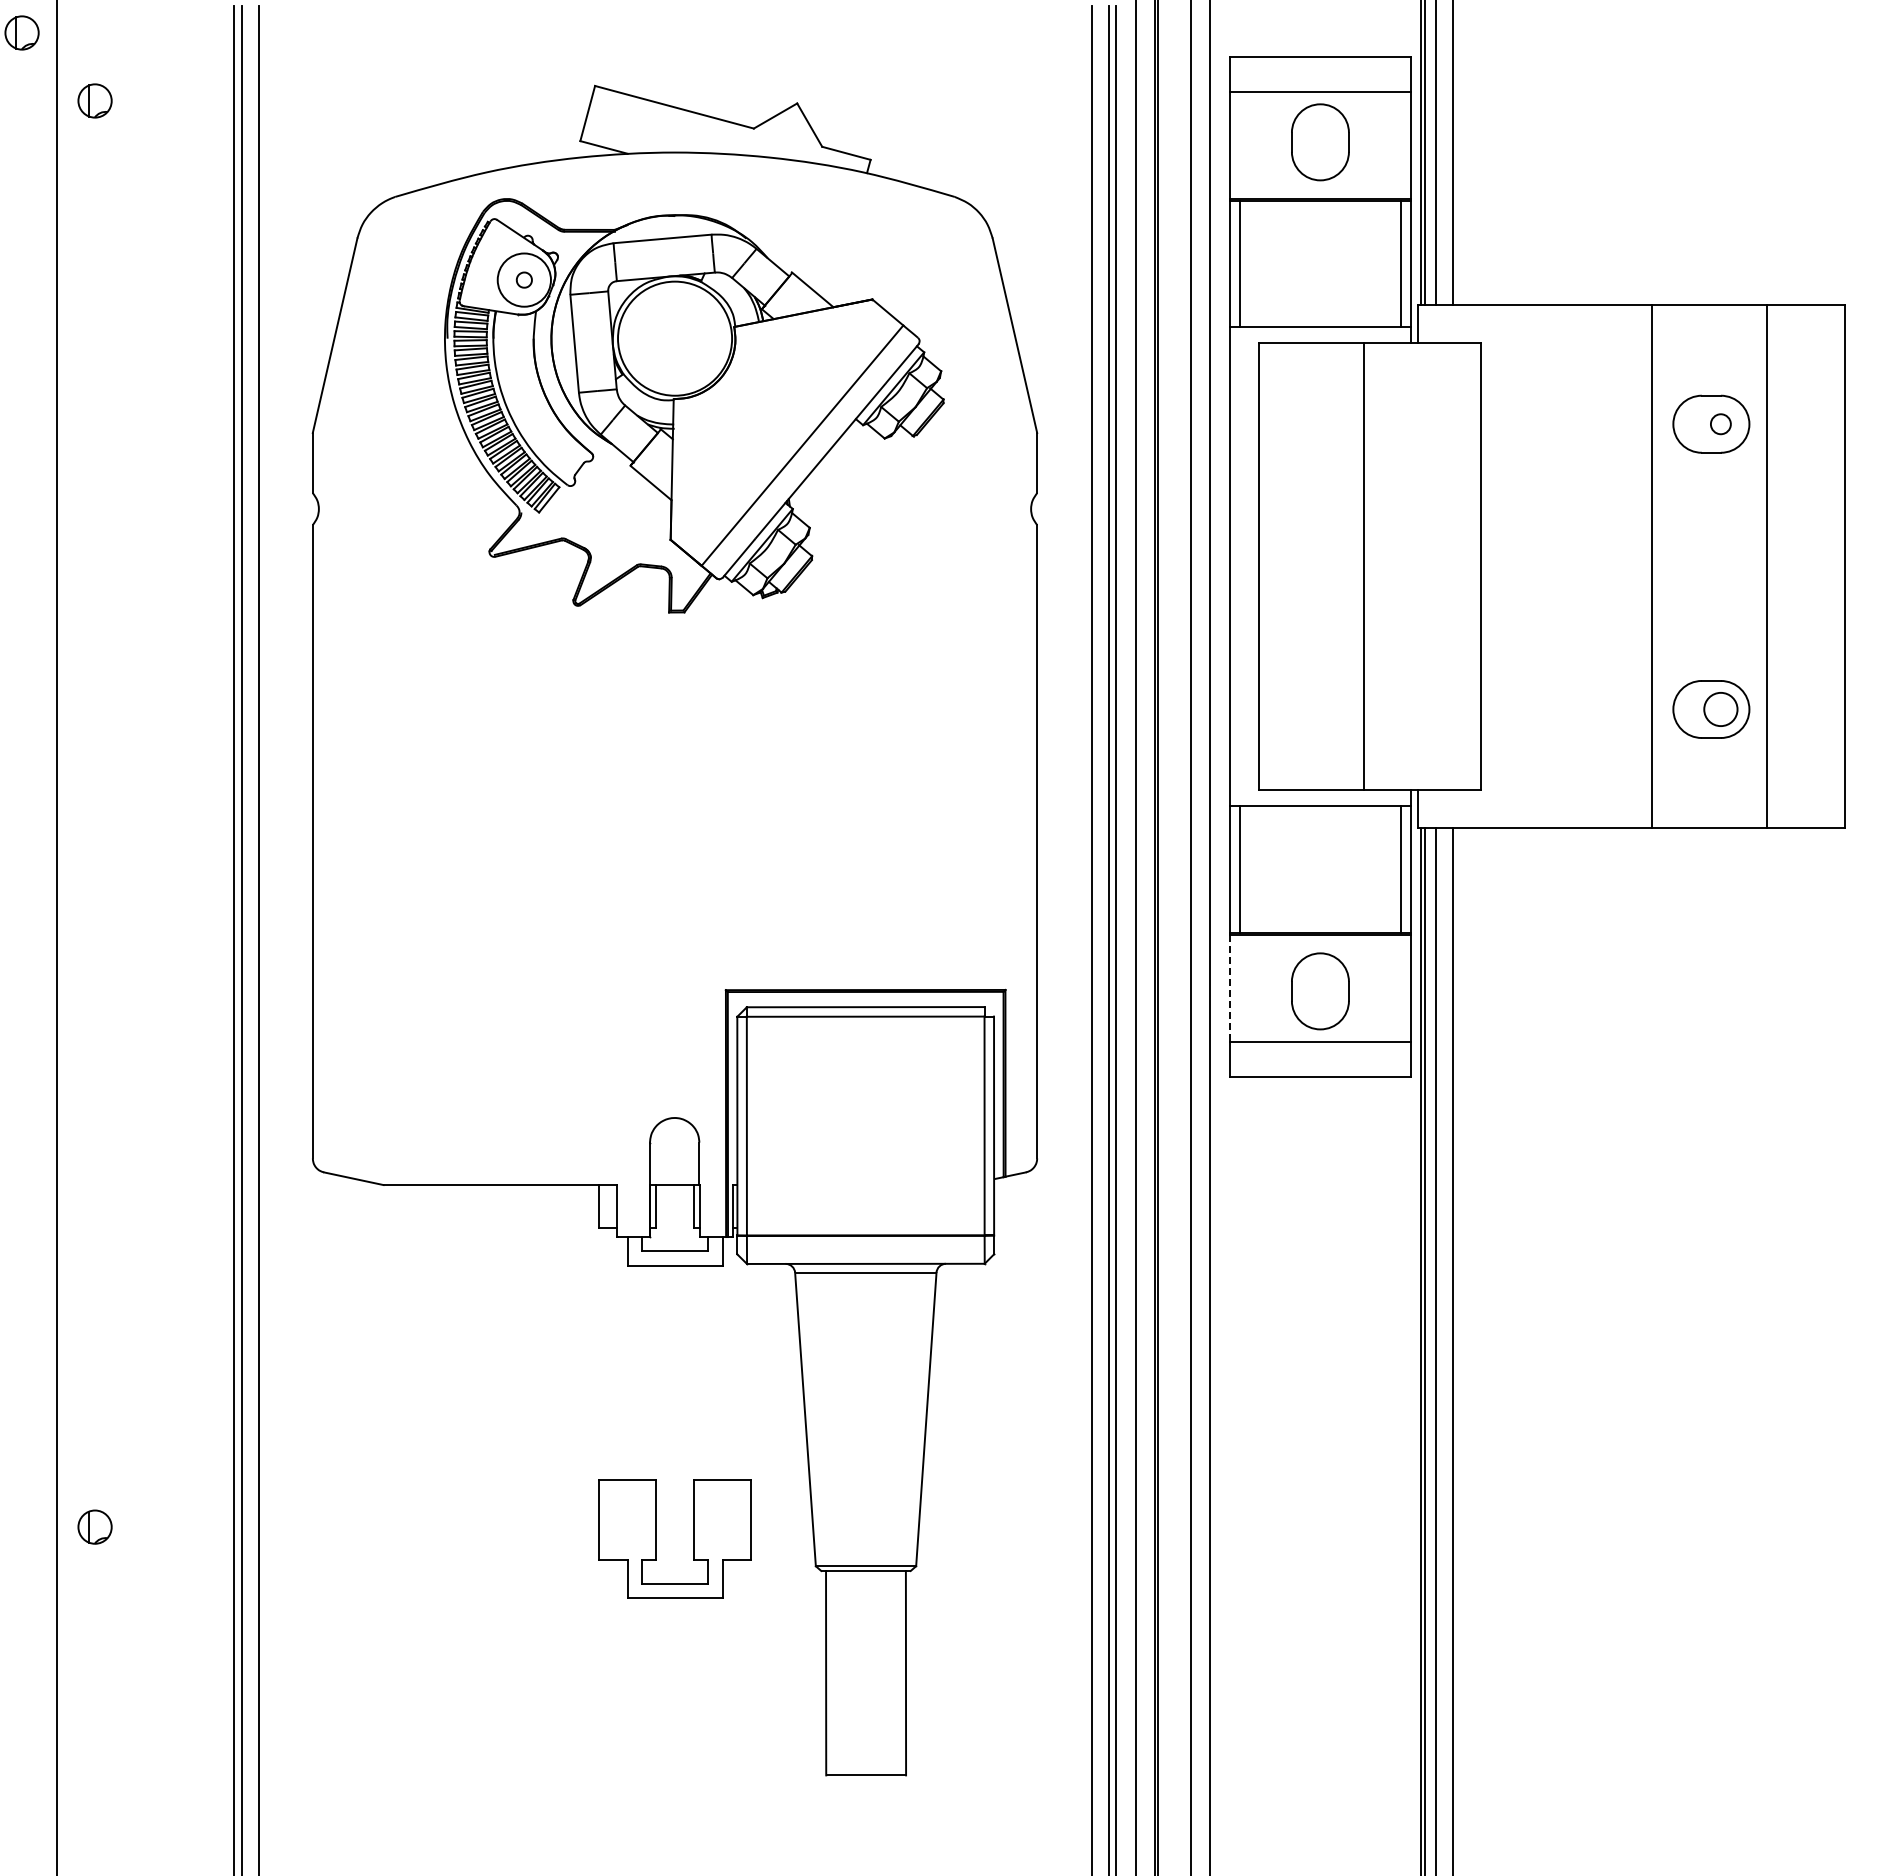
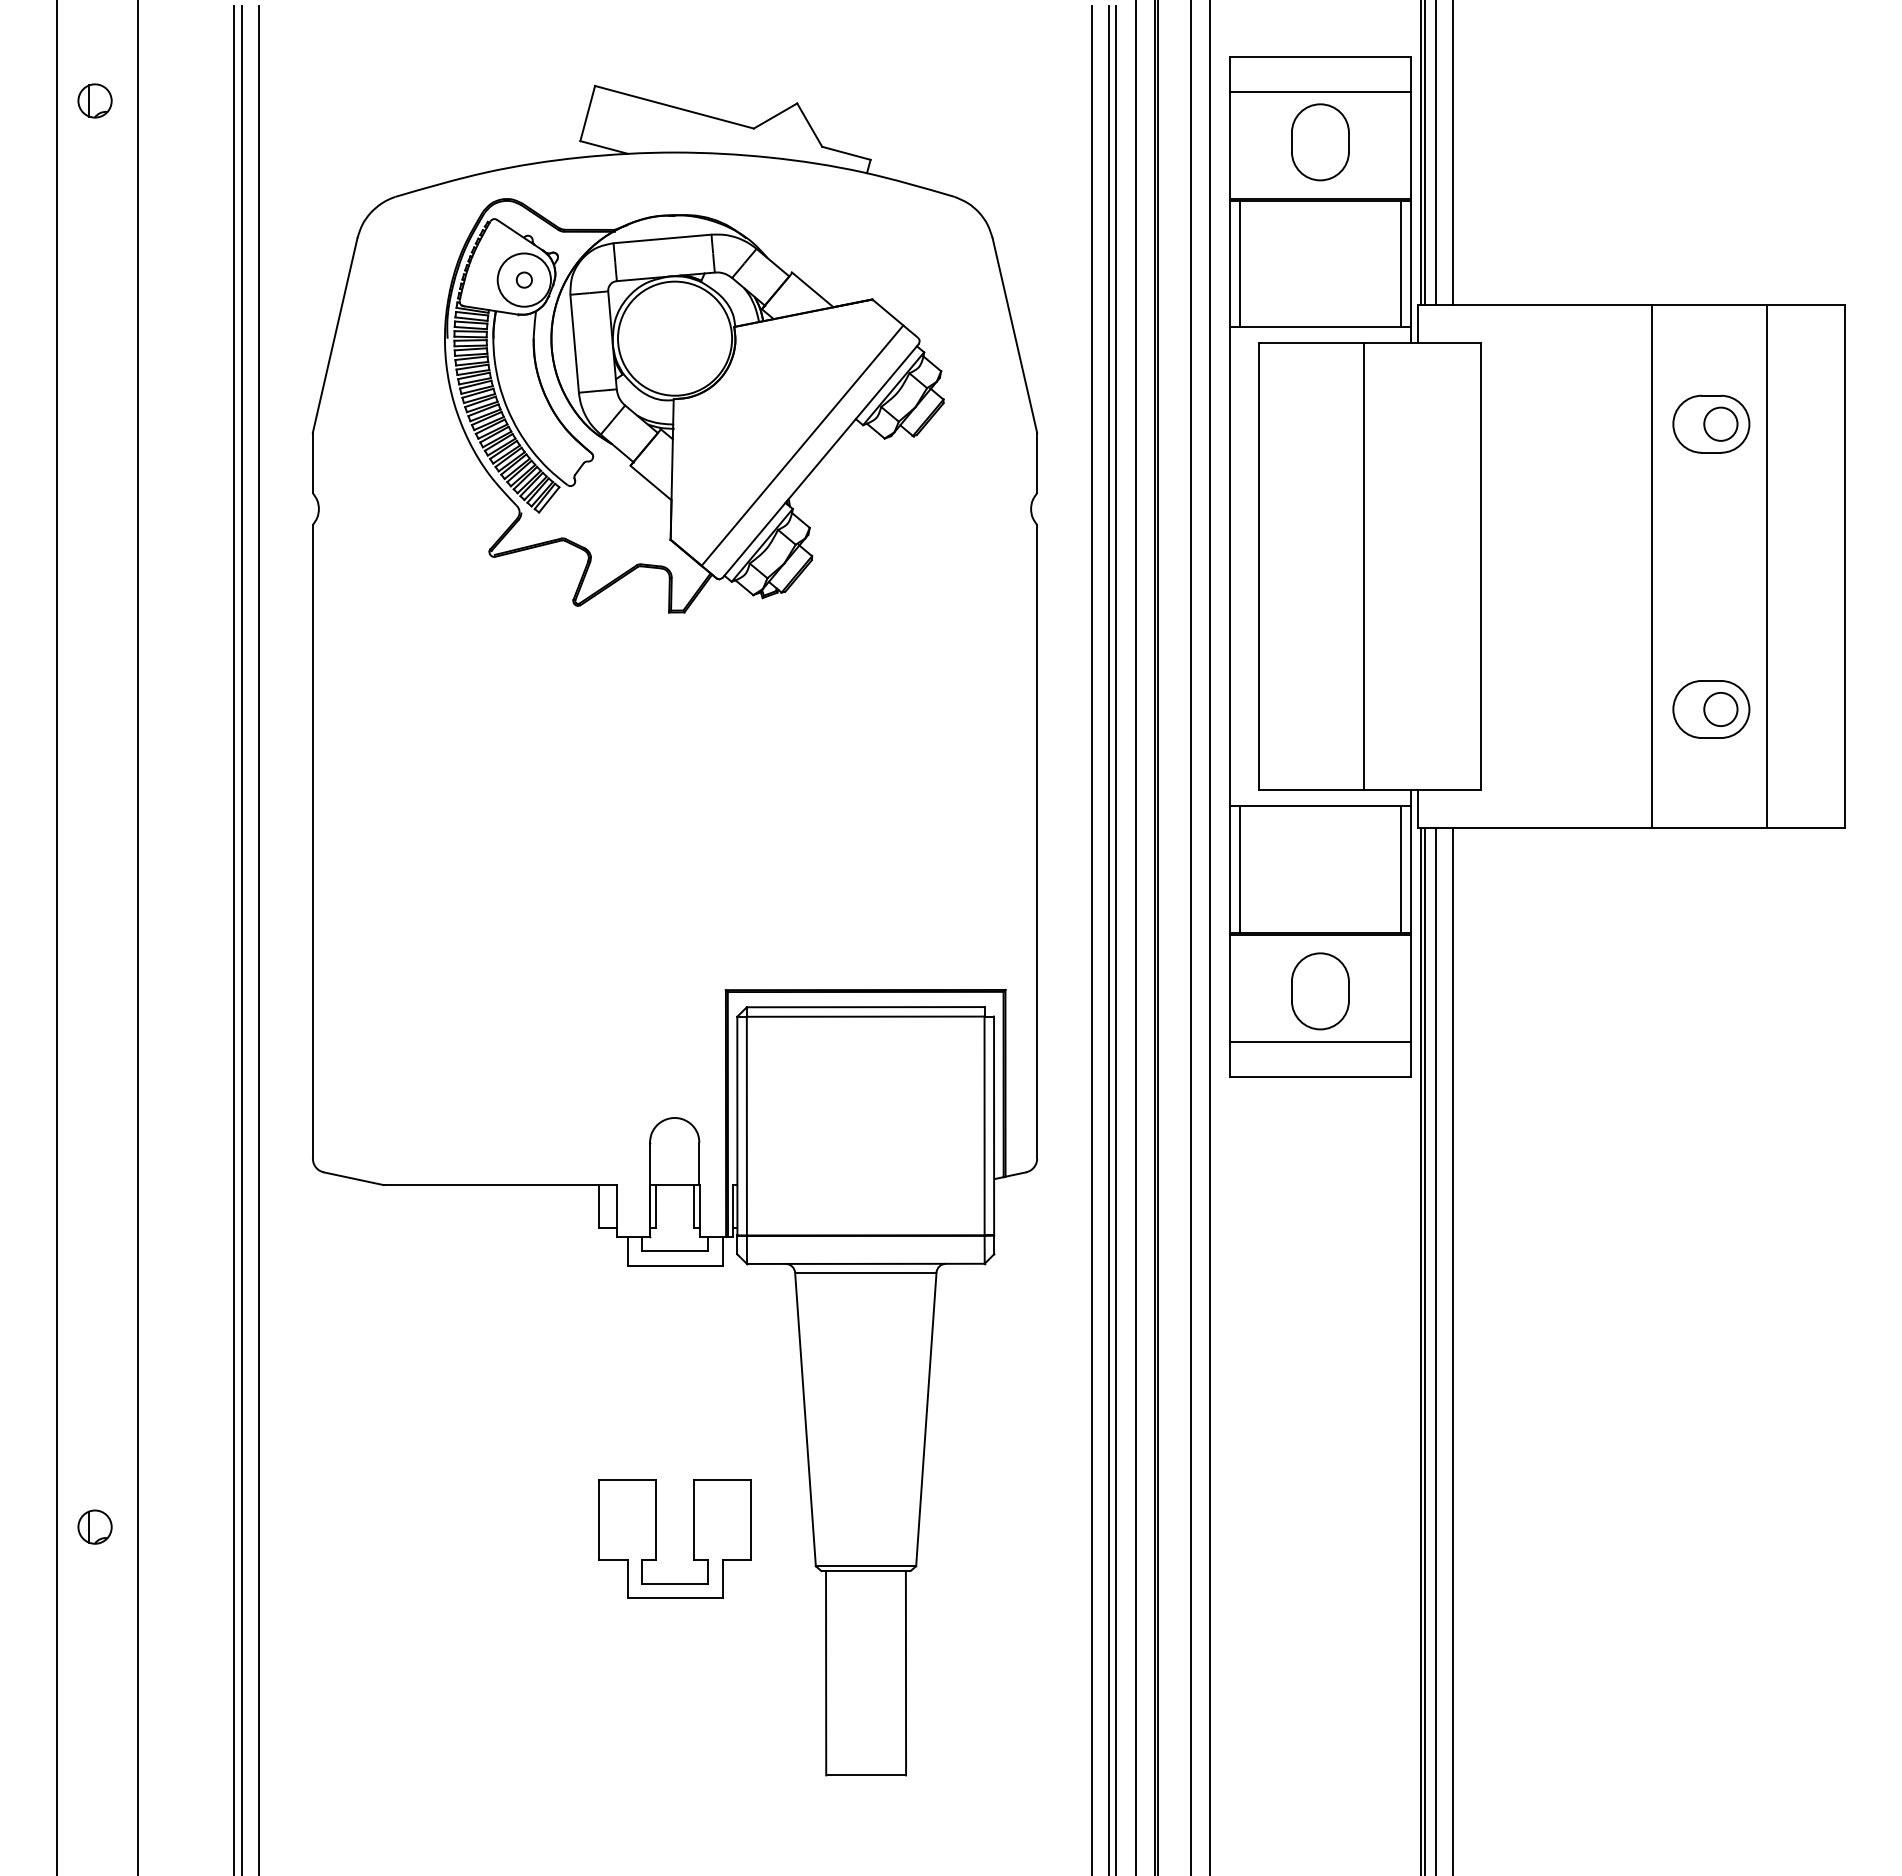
part: present -> none (21, 32)
circle diameter: 20 px -> 33 px (1720, 423)
line: none -> present (137, 937)
line: dashed -> solid (1230, 988)
